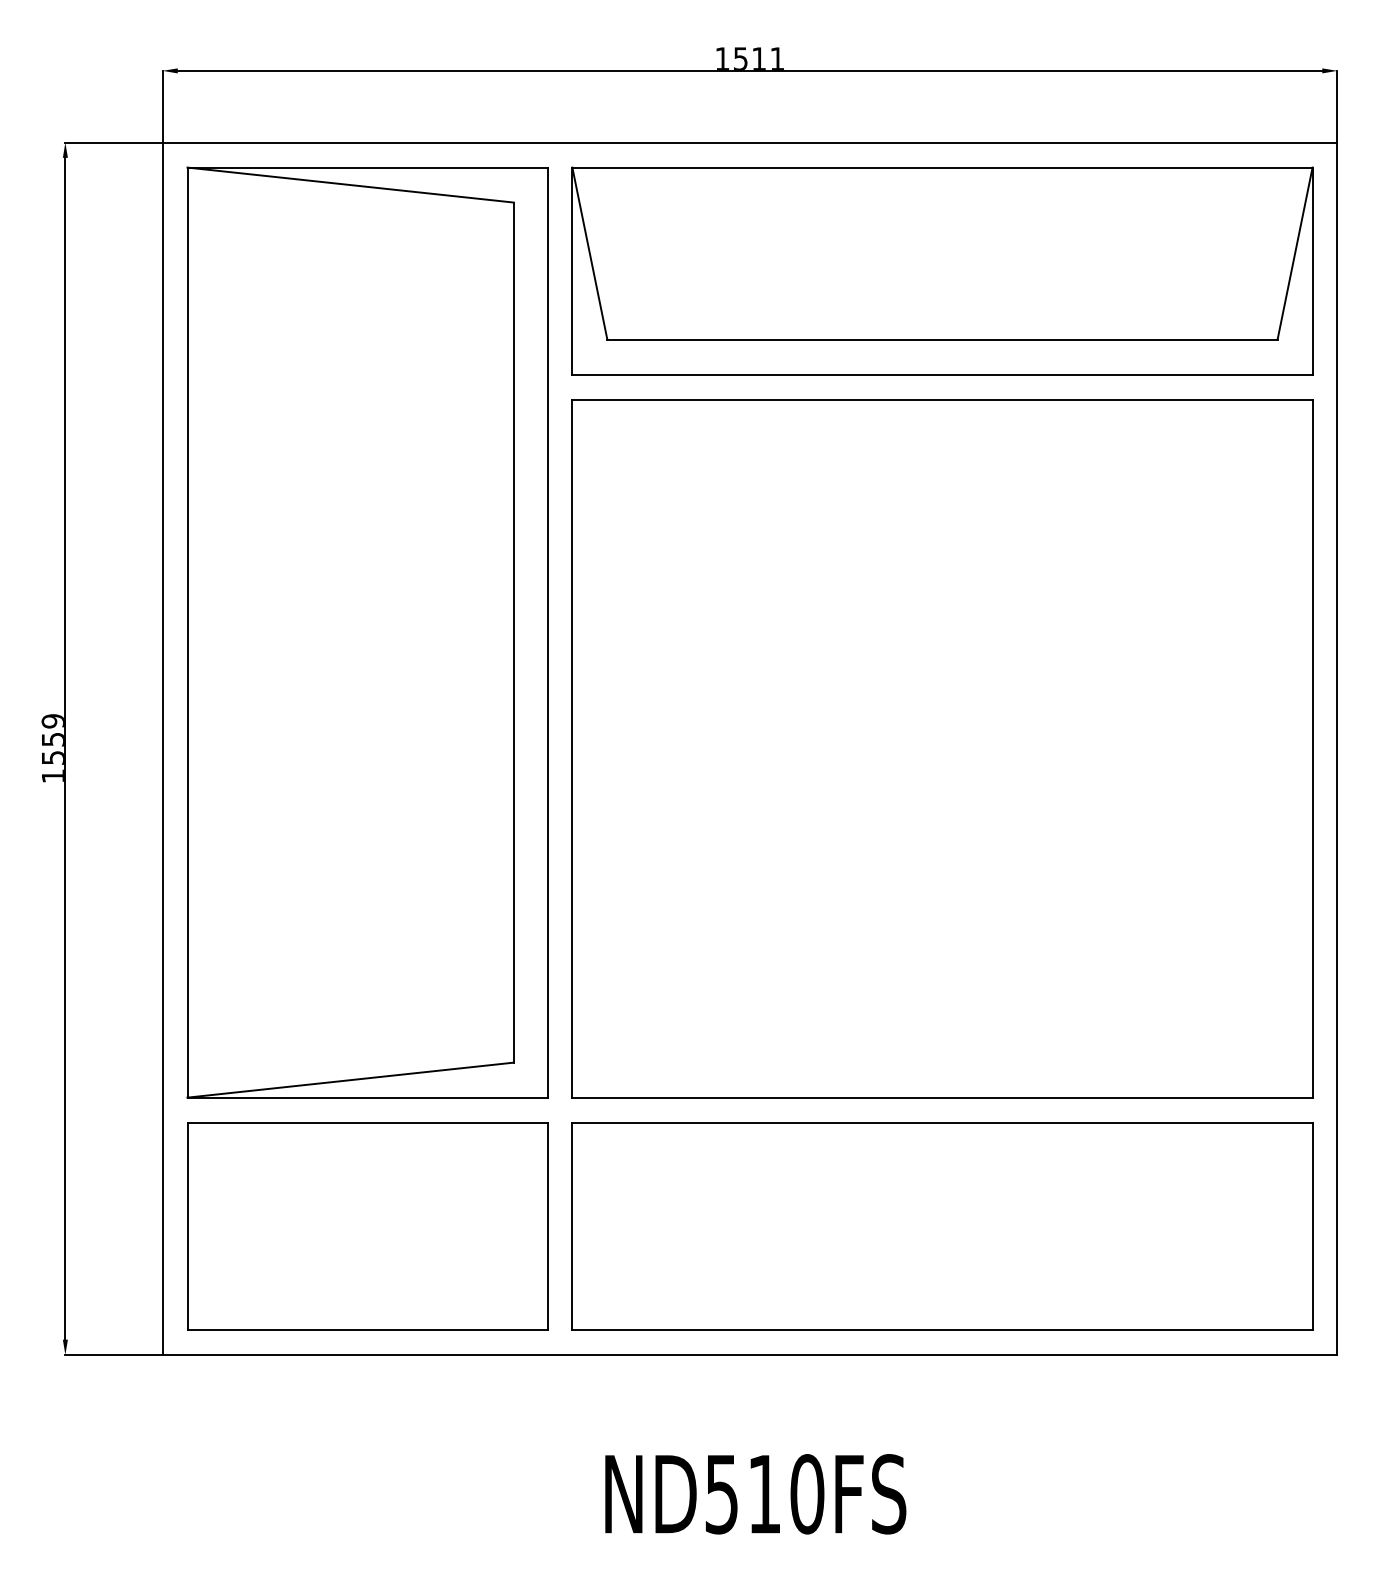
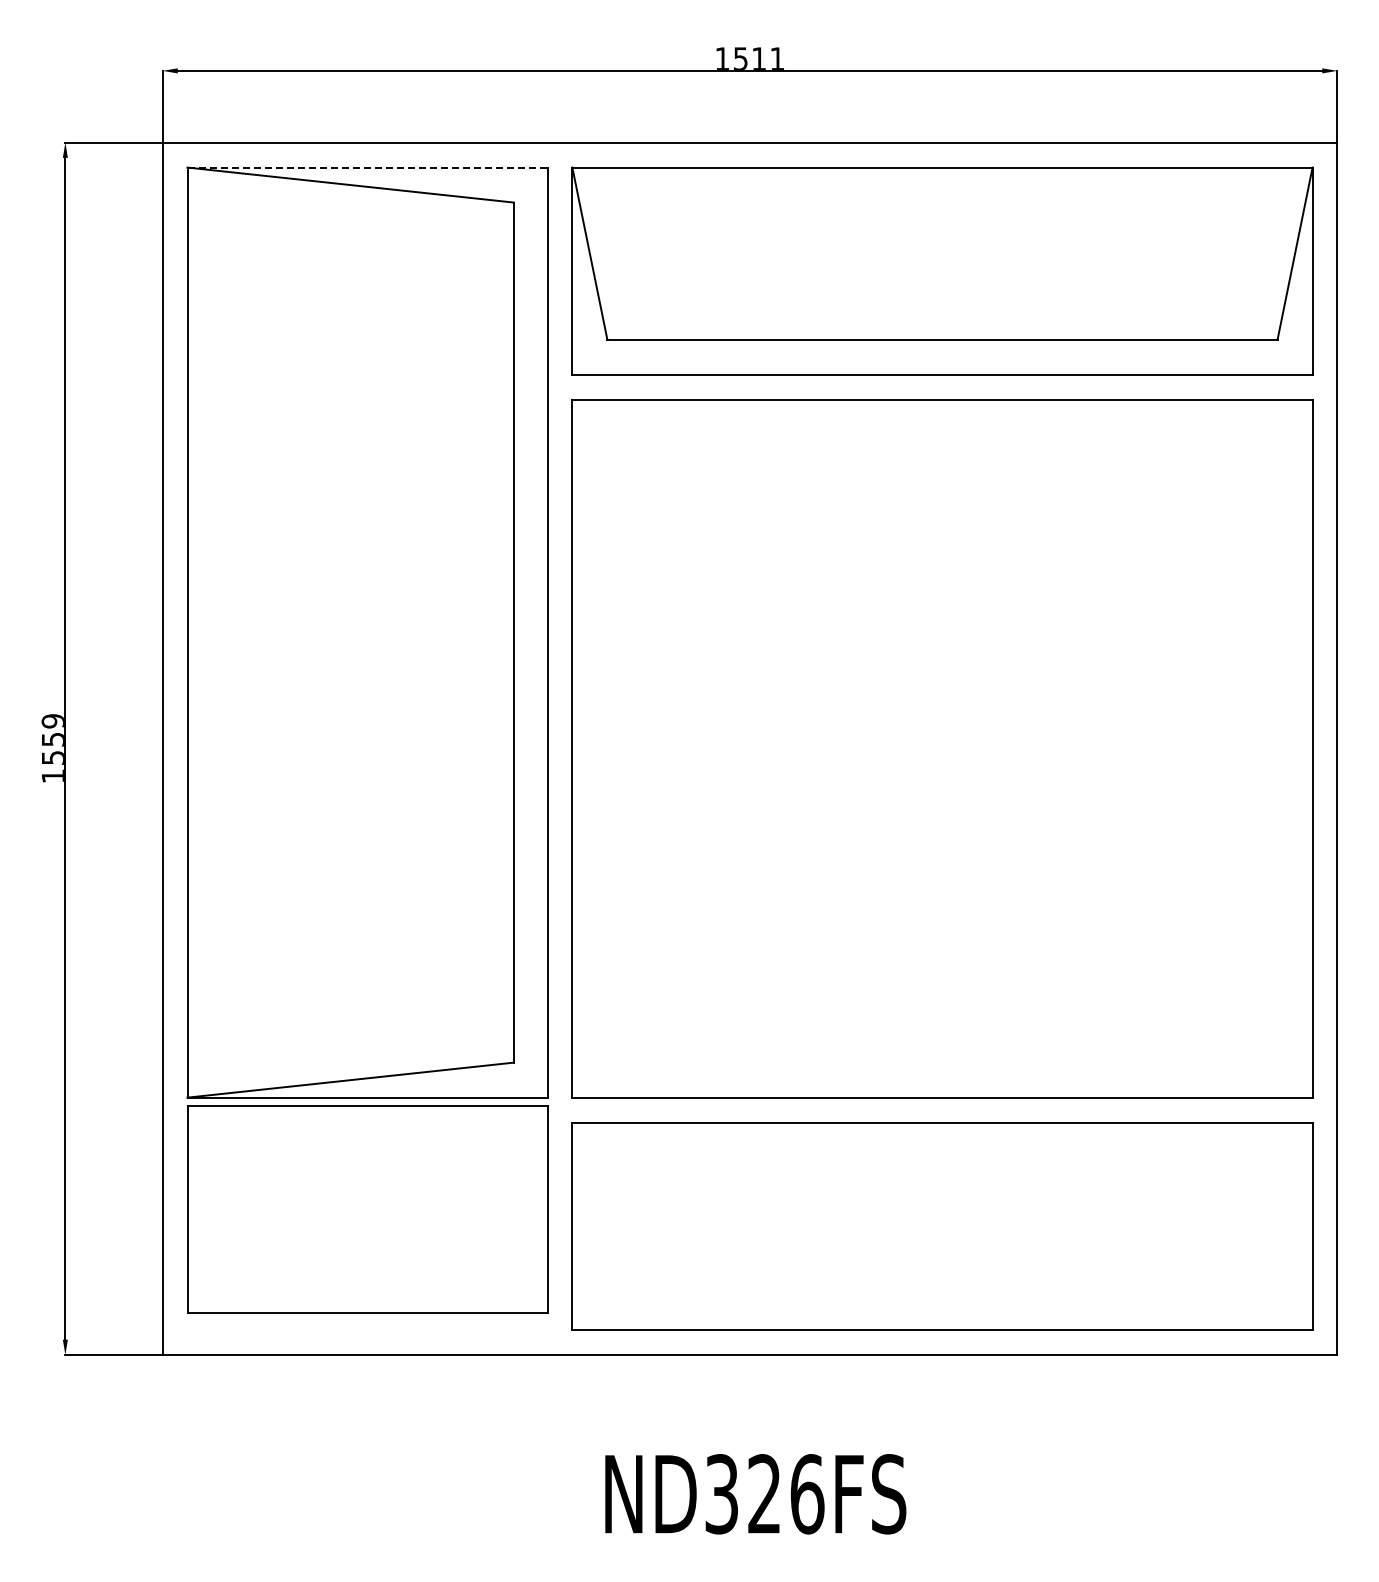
line: solid -> dashed (367, 167)
part position: (367, 1226) -> (367, 1209) (367, 1209)
text: ND510FS -> ND326FS (765, 1494)
